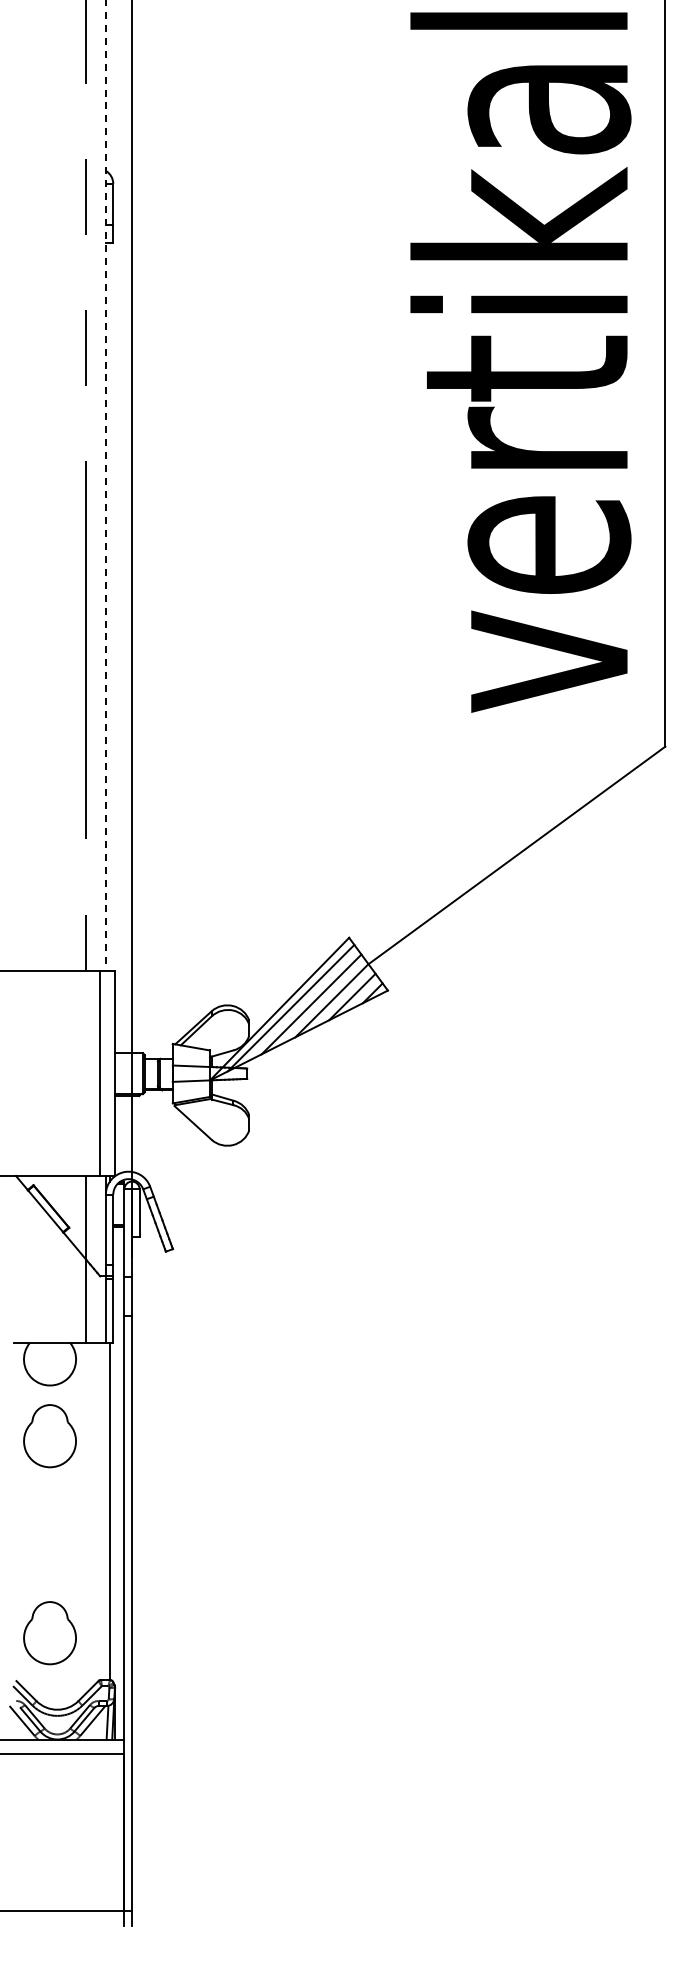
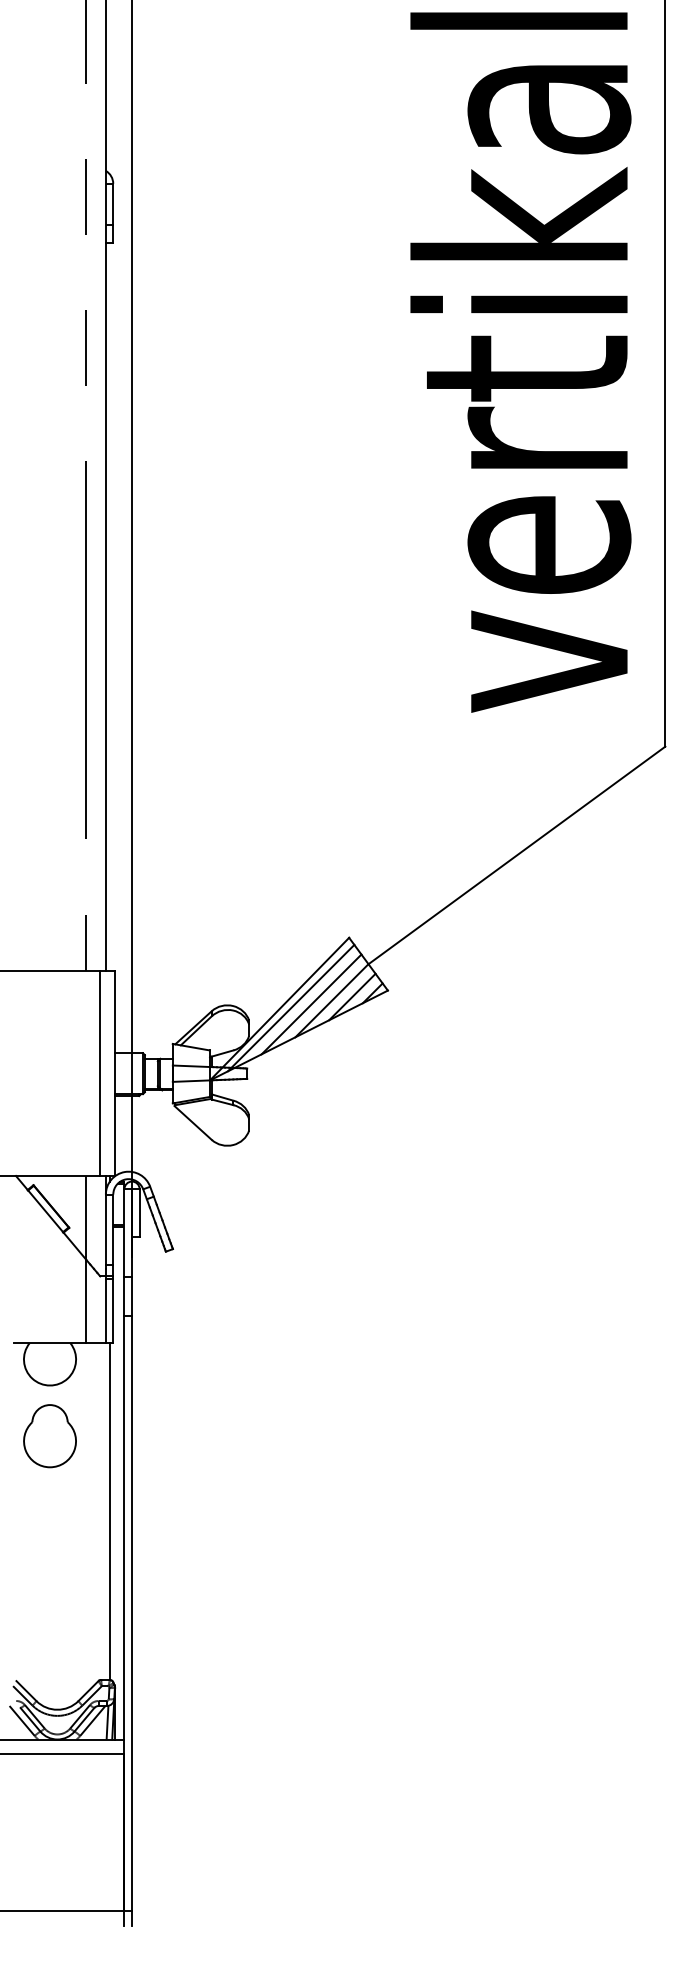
line: dashed -> solid (105, 486)
part: present -> none (49, 1633)
